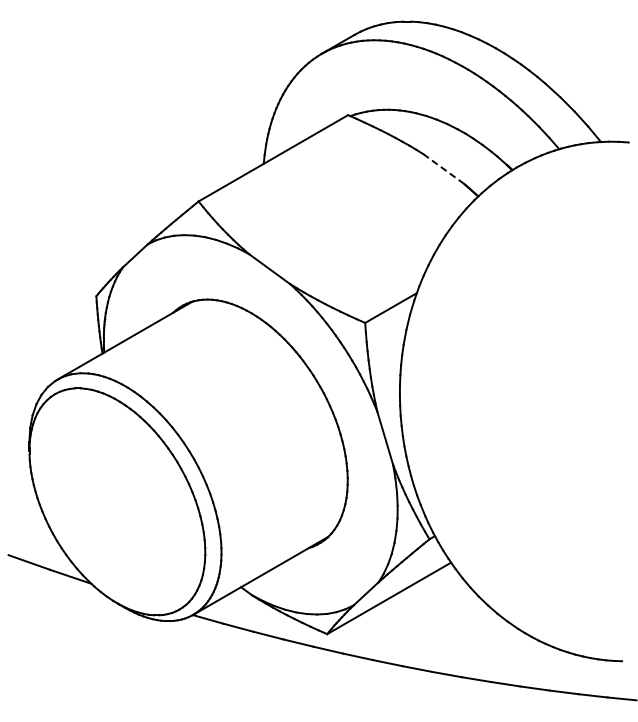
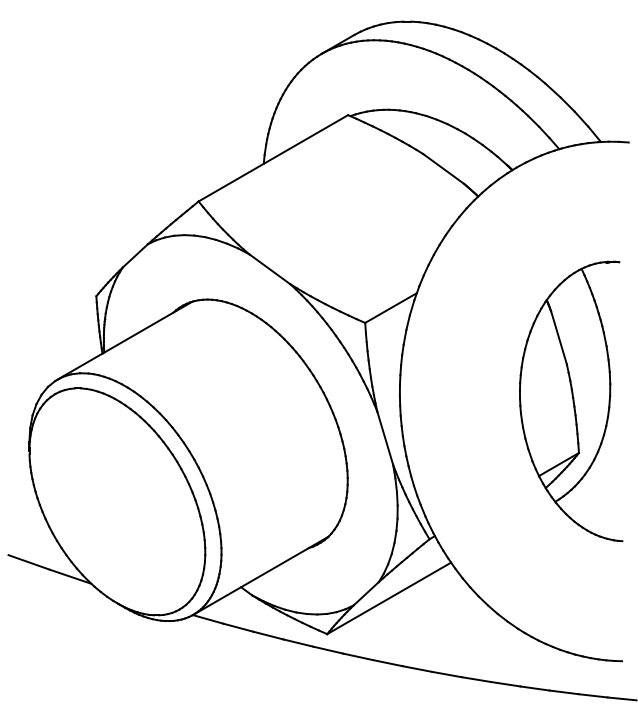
line: dashed -> solid (443, 169)
part: none -> present (571, 401)
